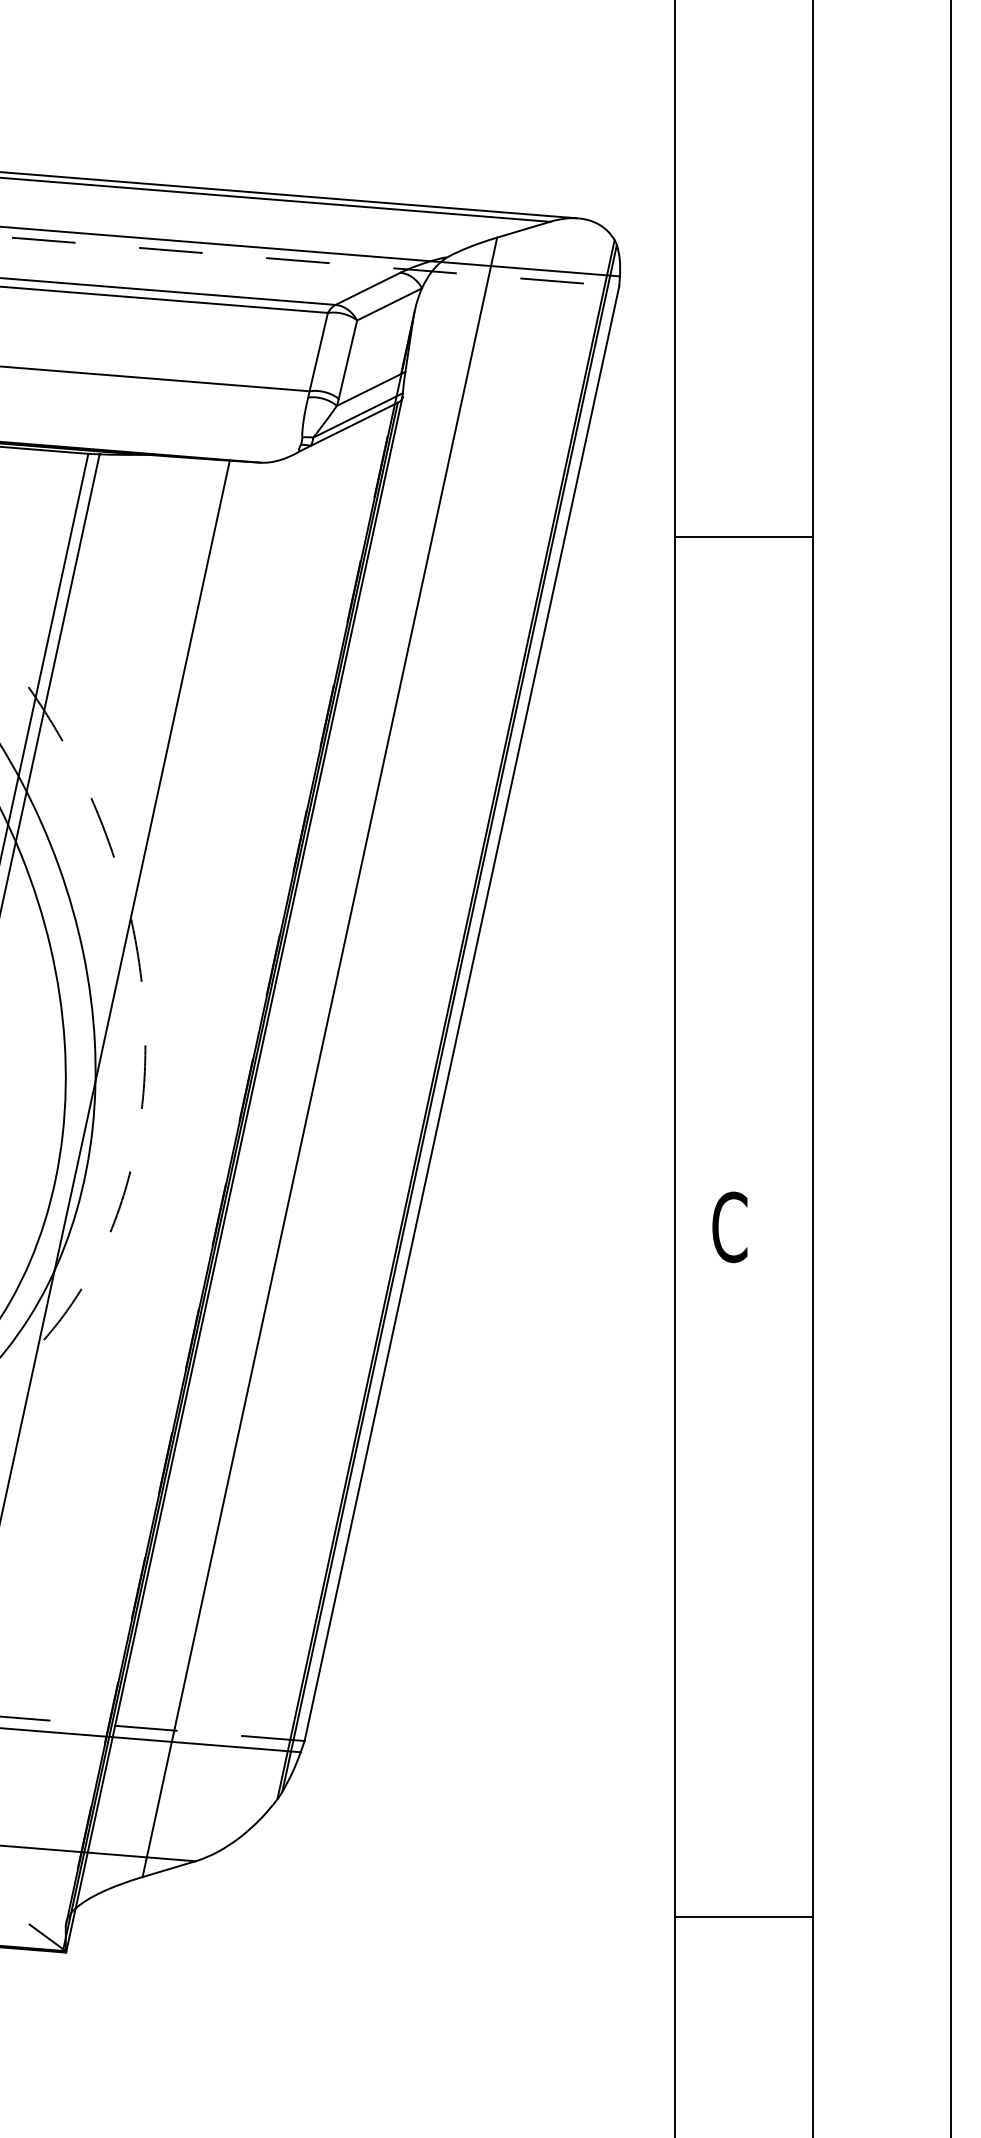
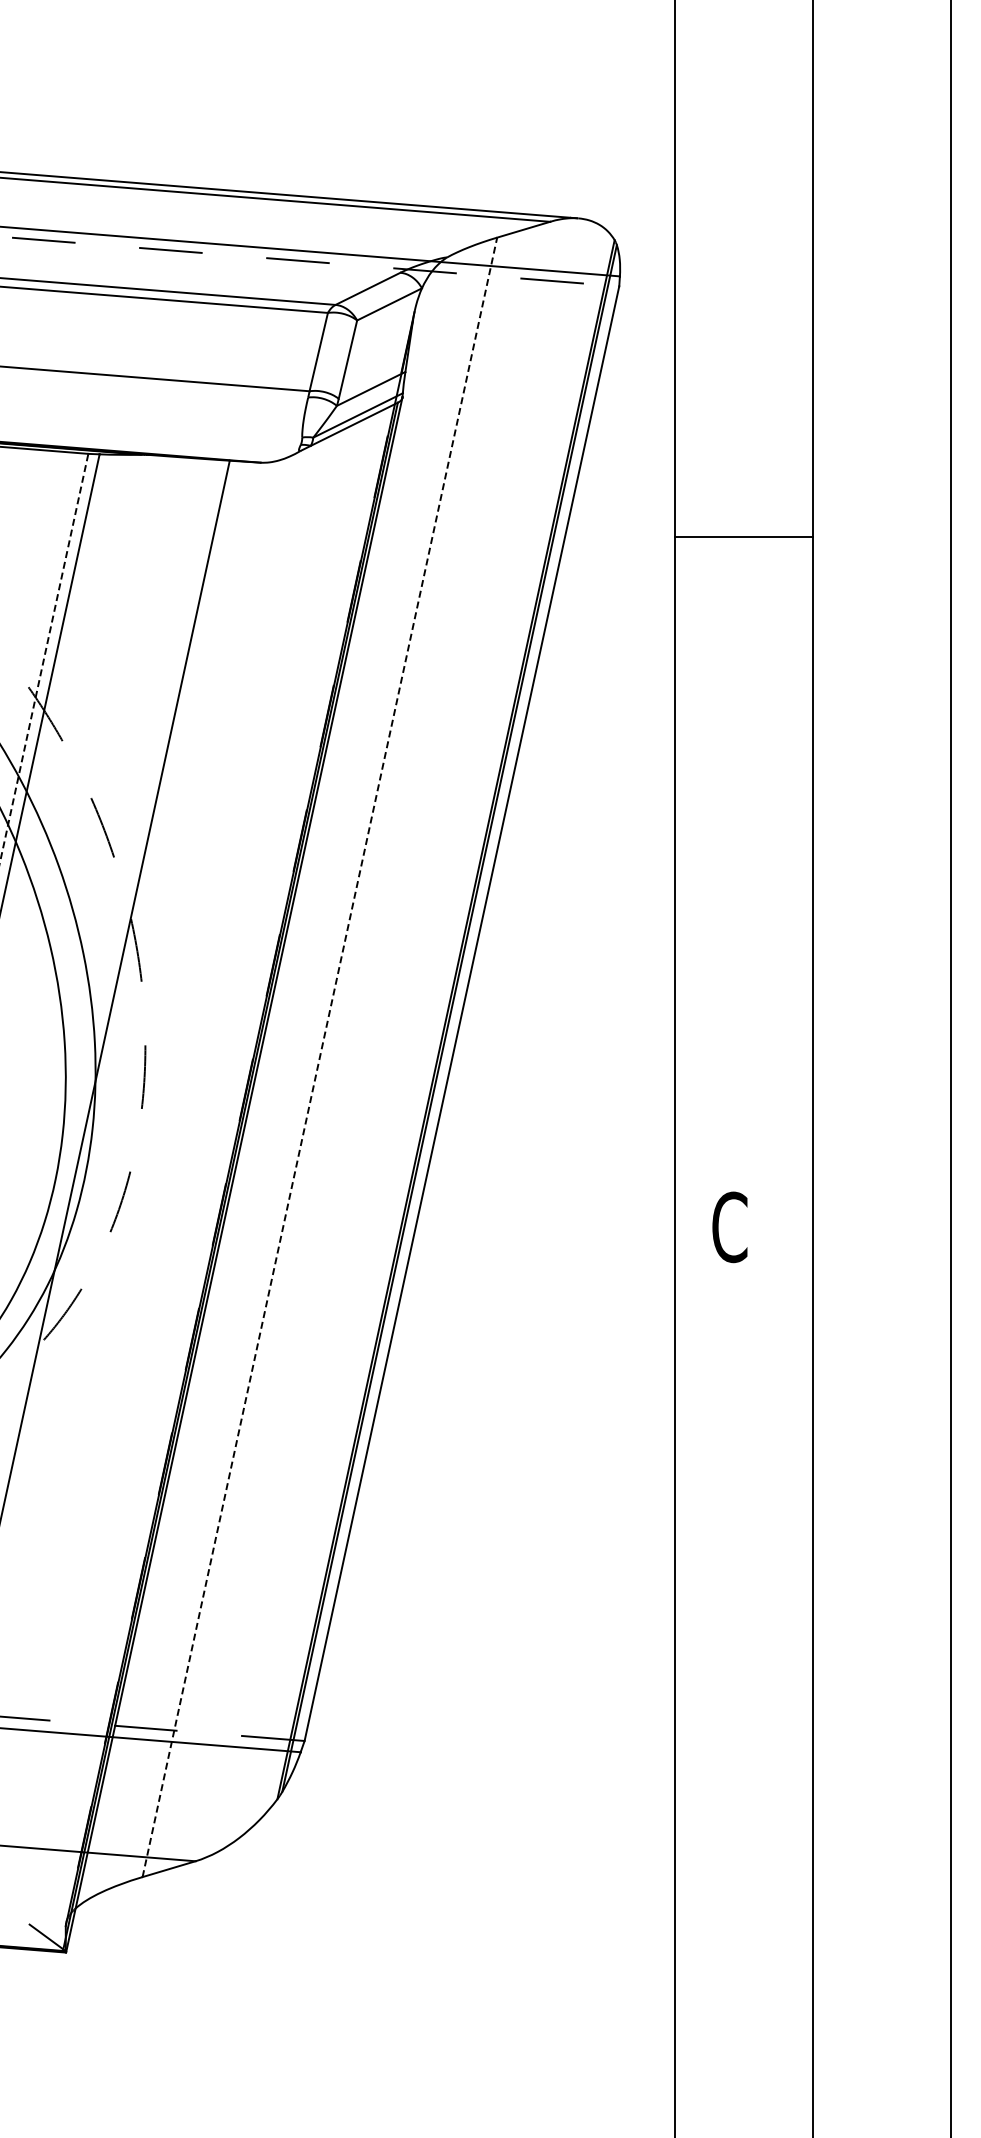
line: solid -> dashed (44, 658)
line: solid -> dashed (319, 1057)
line: present -> none (744, 1917)
